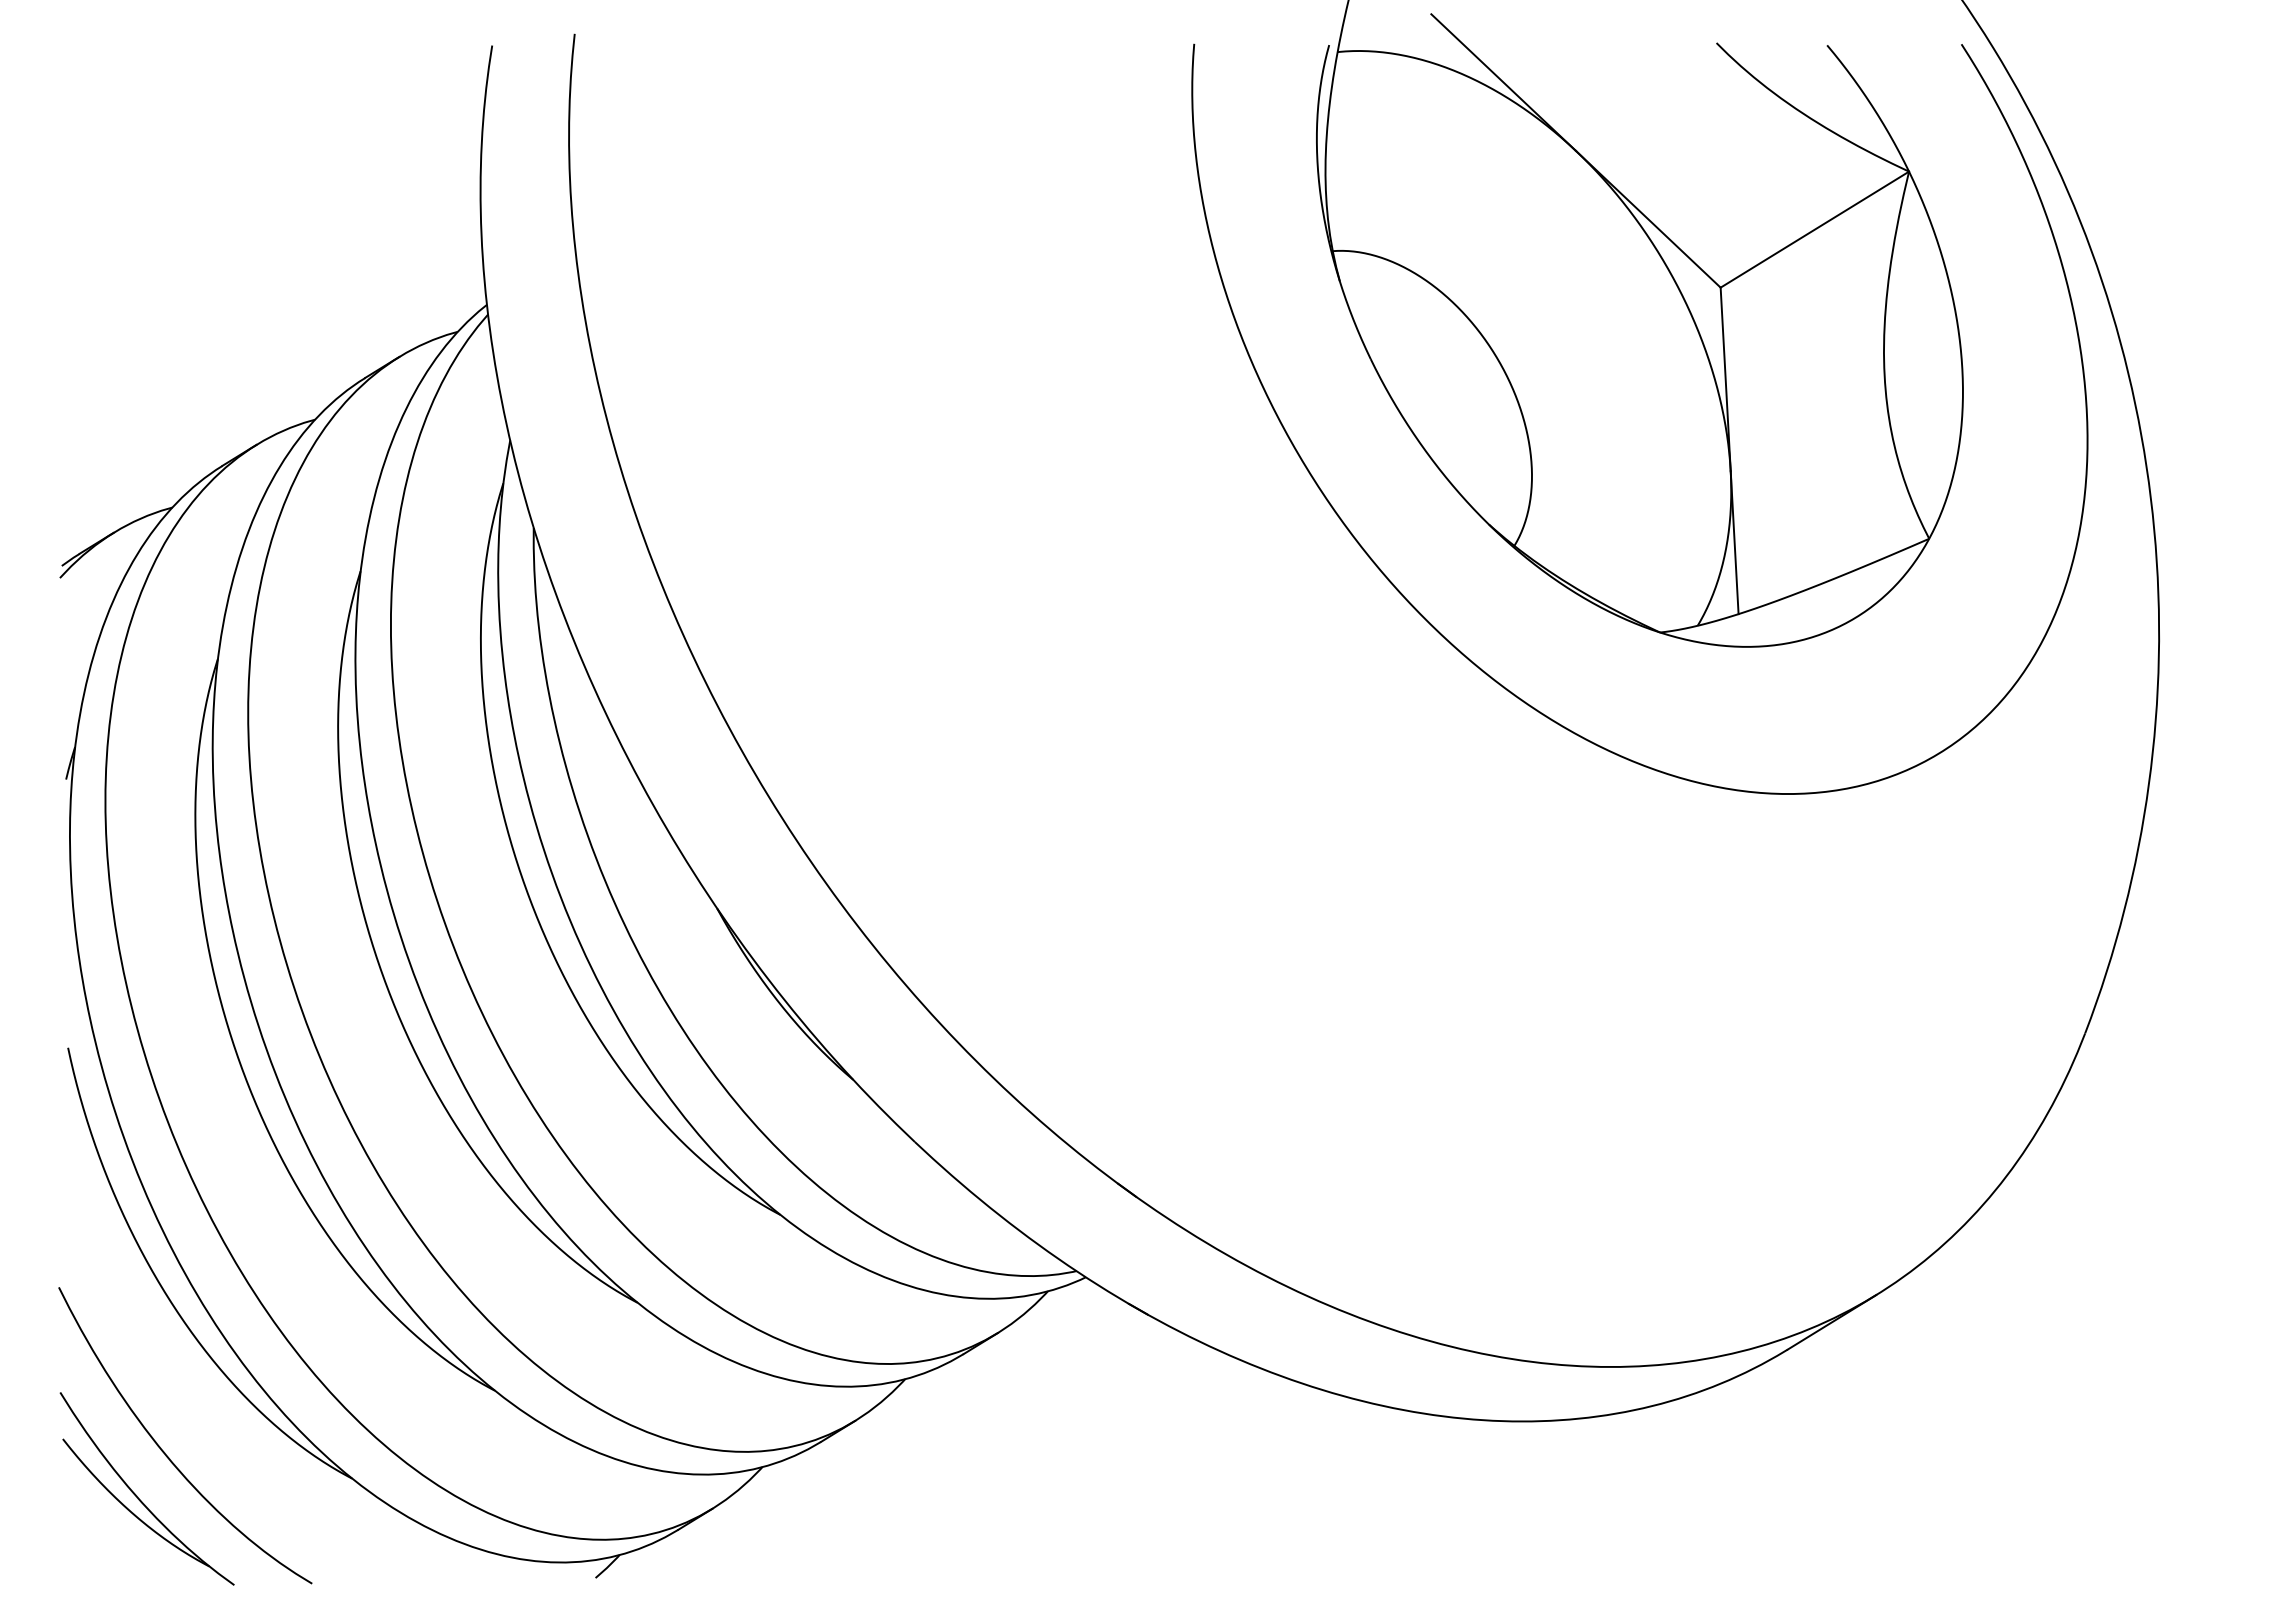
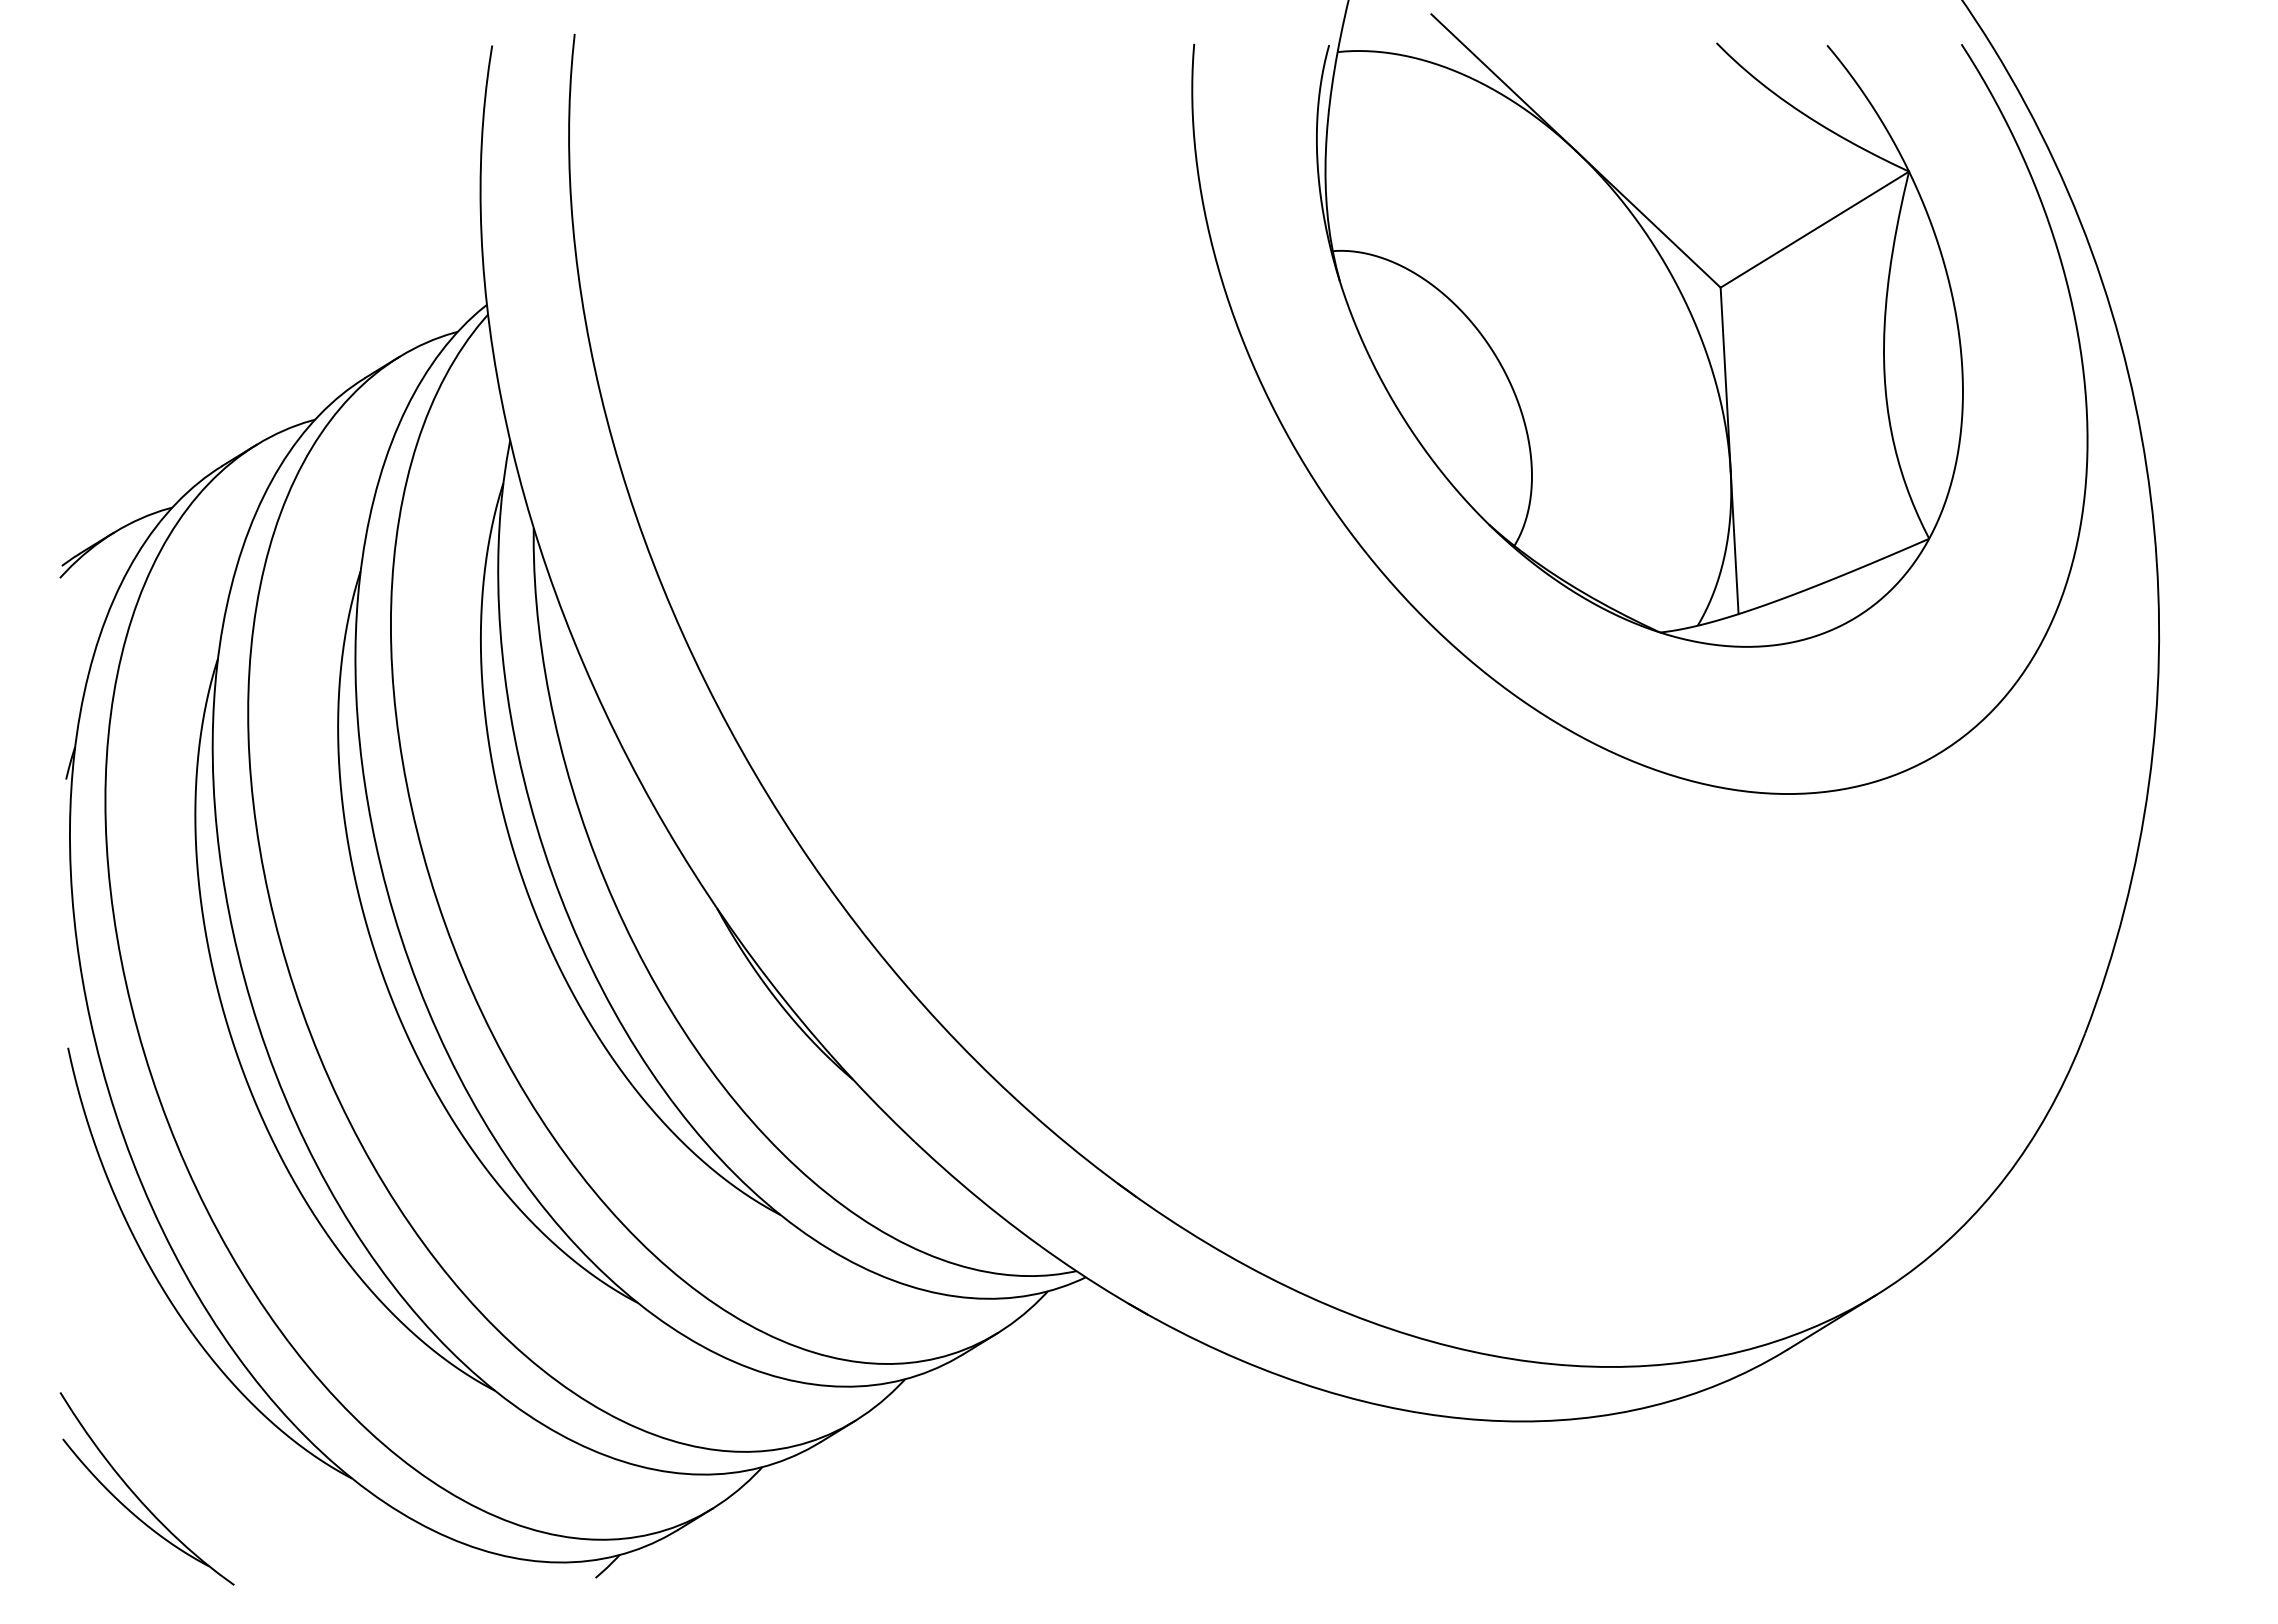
curve: present -> none (165, 1452)
